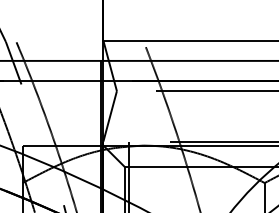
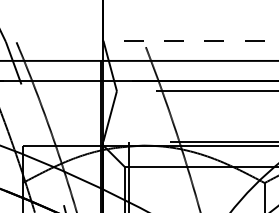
line: solid -> dashed (190, 40)
